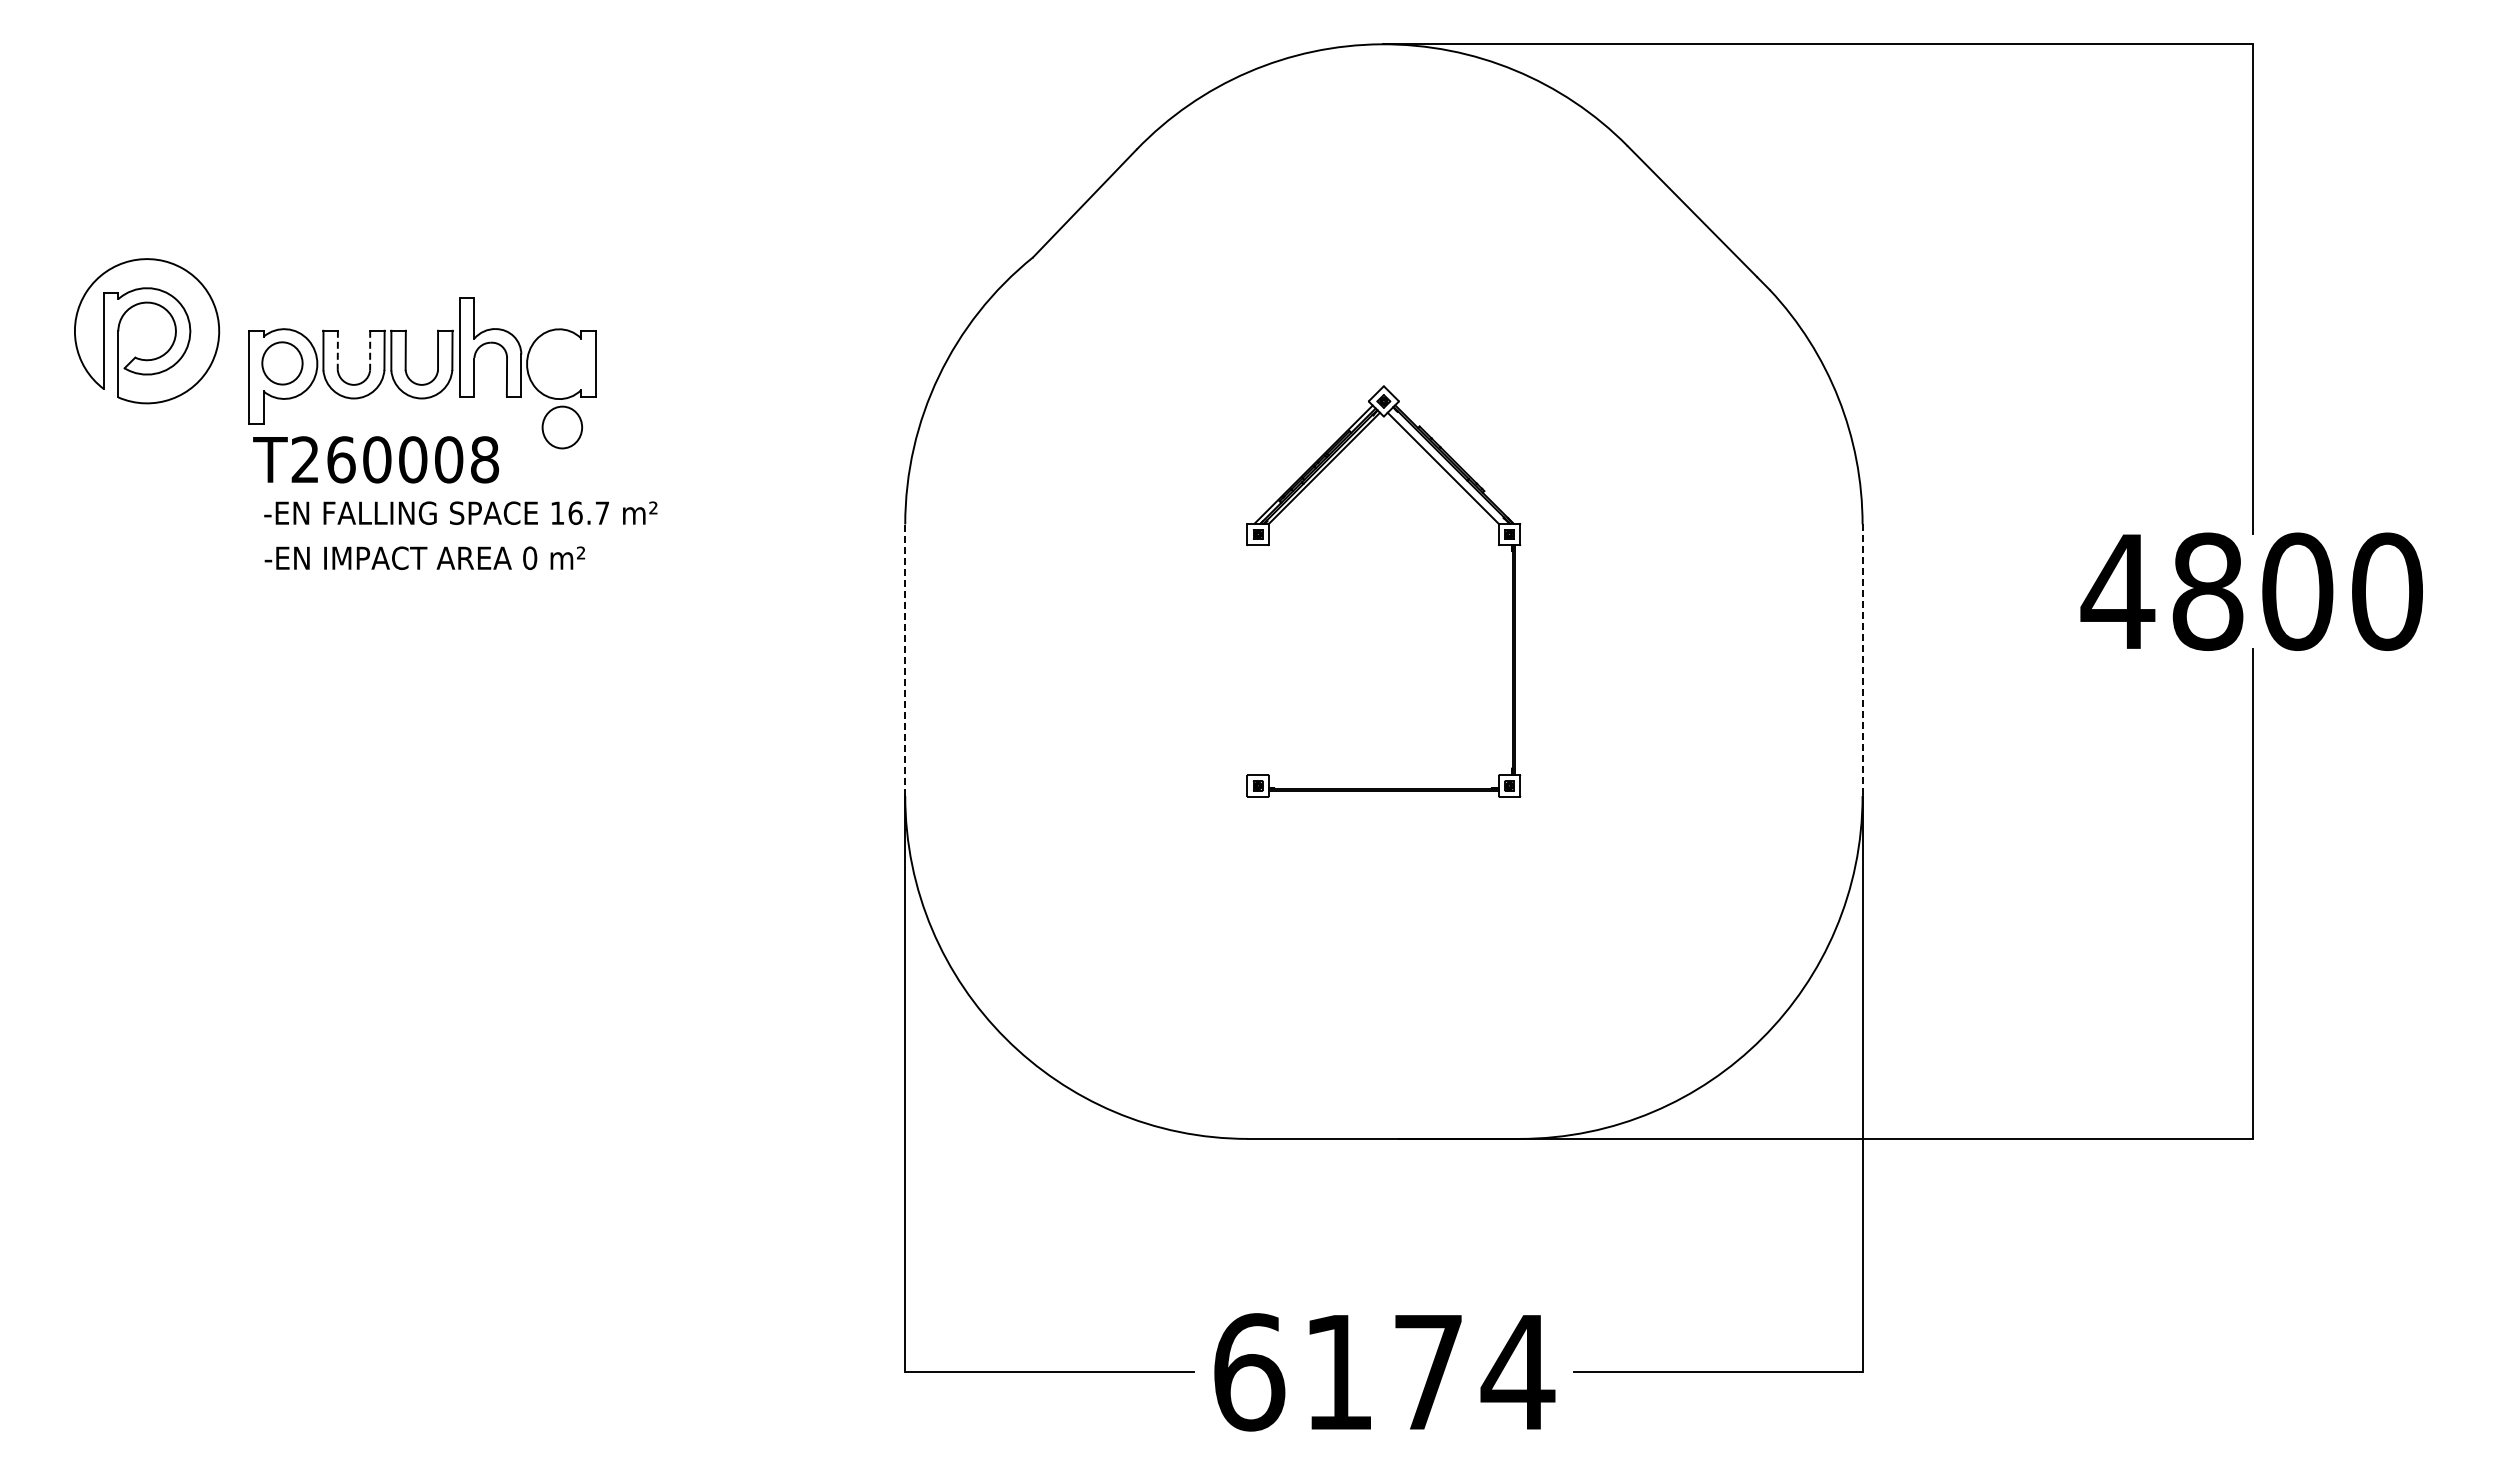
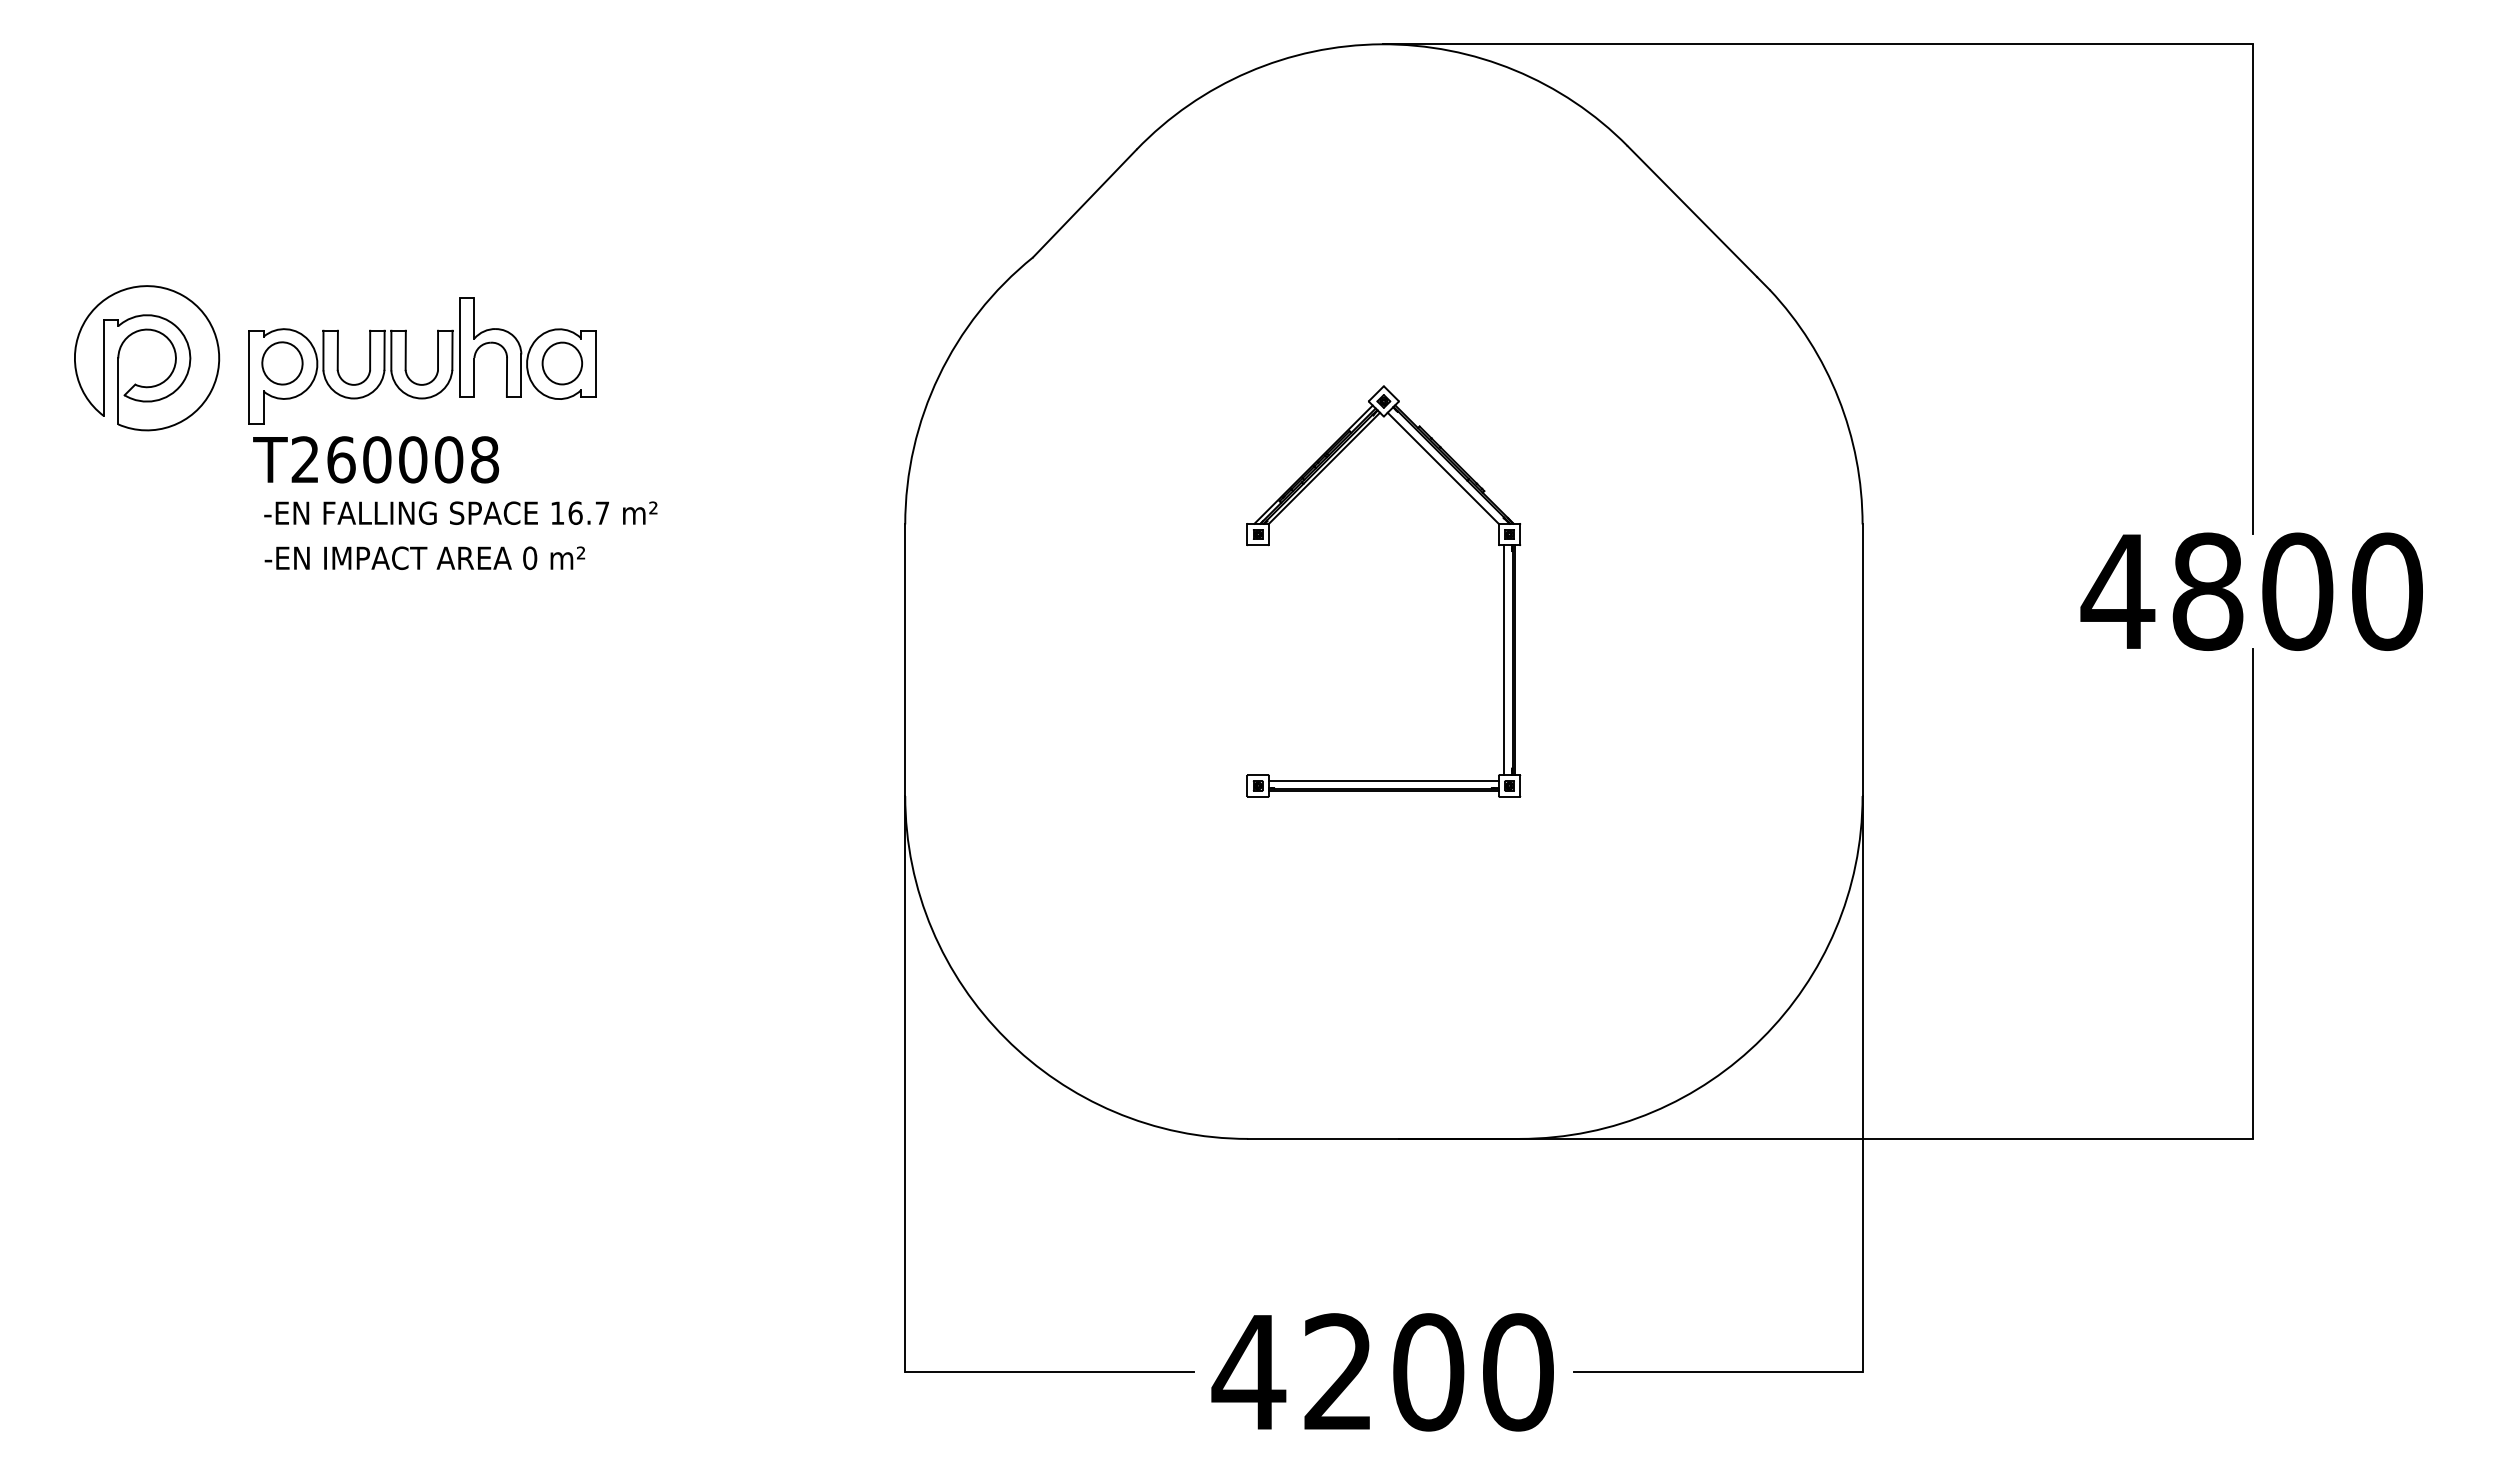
part position: (147, 331) -> (147, 358) (147, 358)
line: dashed -> solid (337, 350)
line: dashed -> solid (370, 350)
part position: (561, 427) -> (561, 363) (561, 363)
line: dashed -> solid (905, 660)
line: none -> present (1504, 660)
line: dashed -> solid (1862, 660)
line: none -> present (1383, 780)
text: 6174 -> 4200 (1383, 1372)
